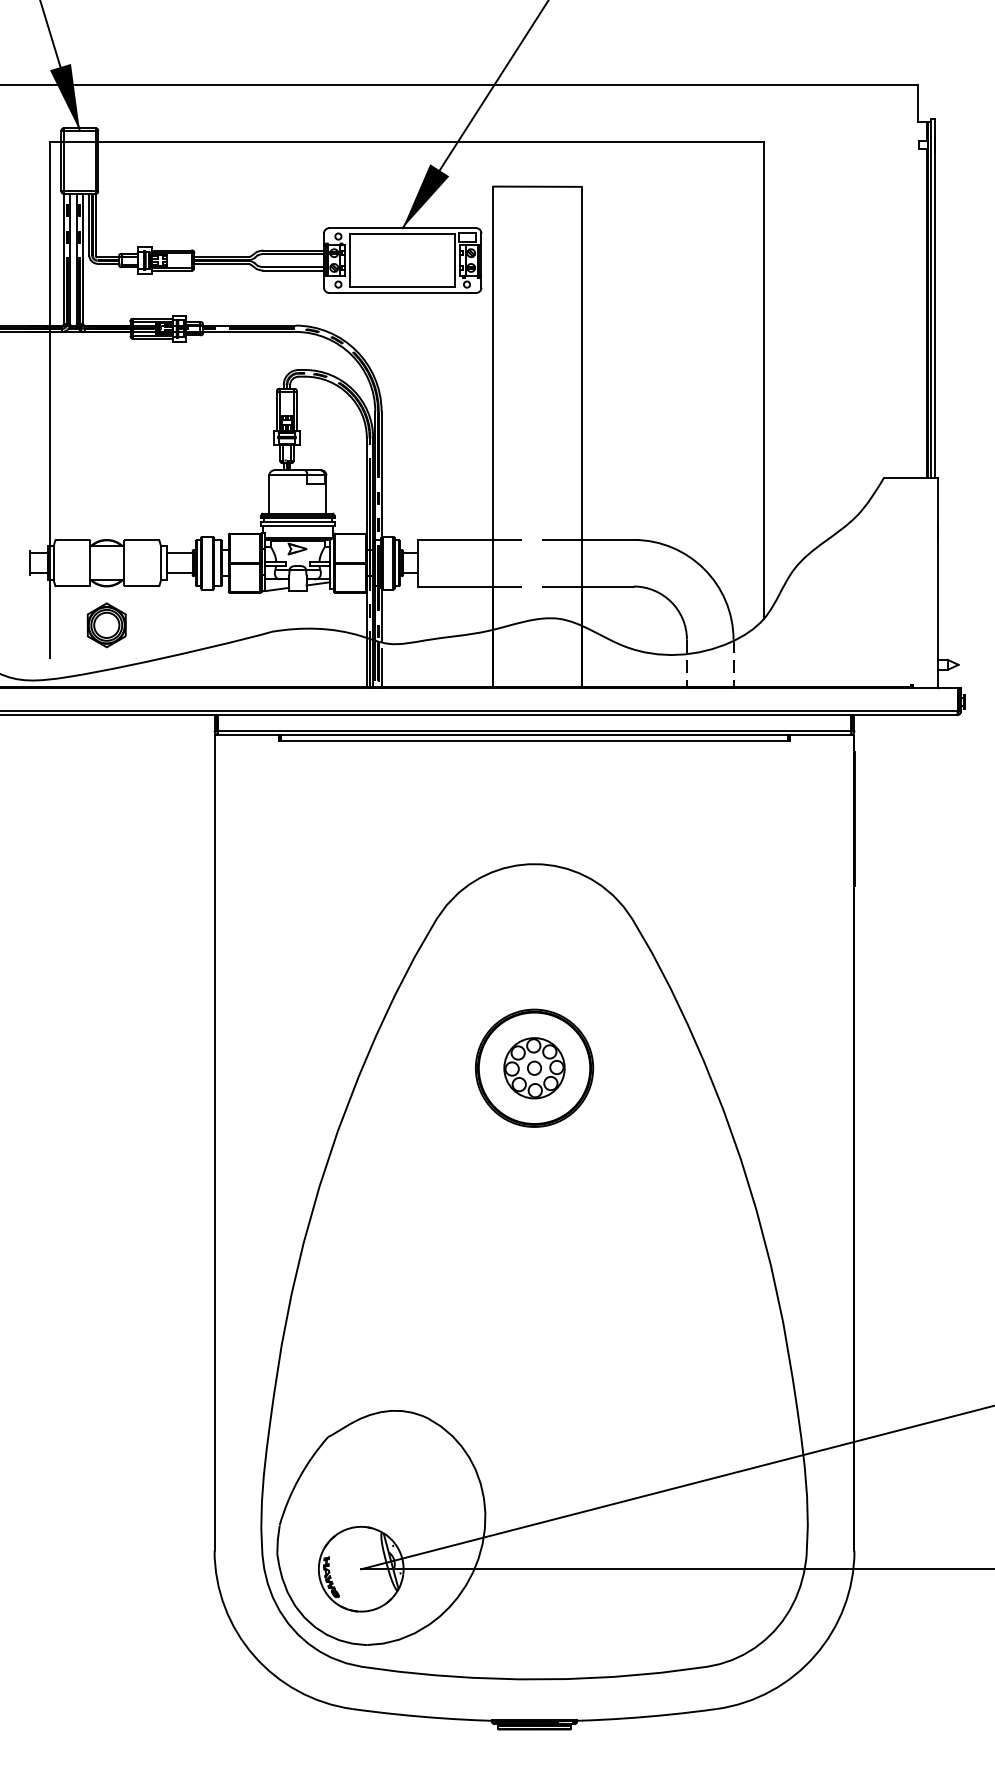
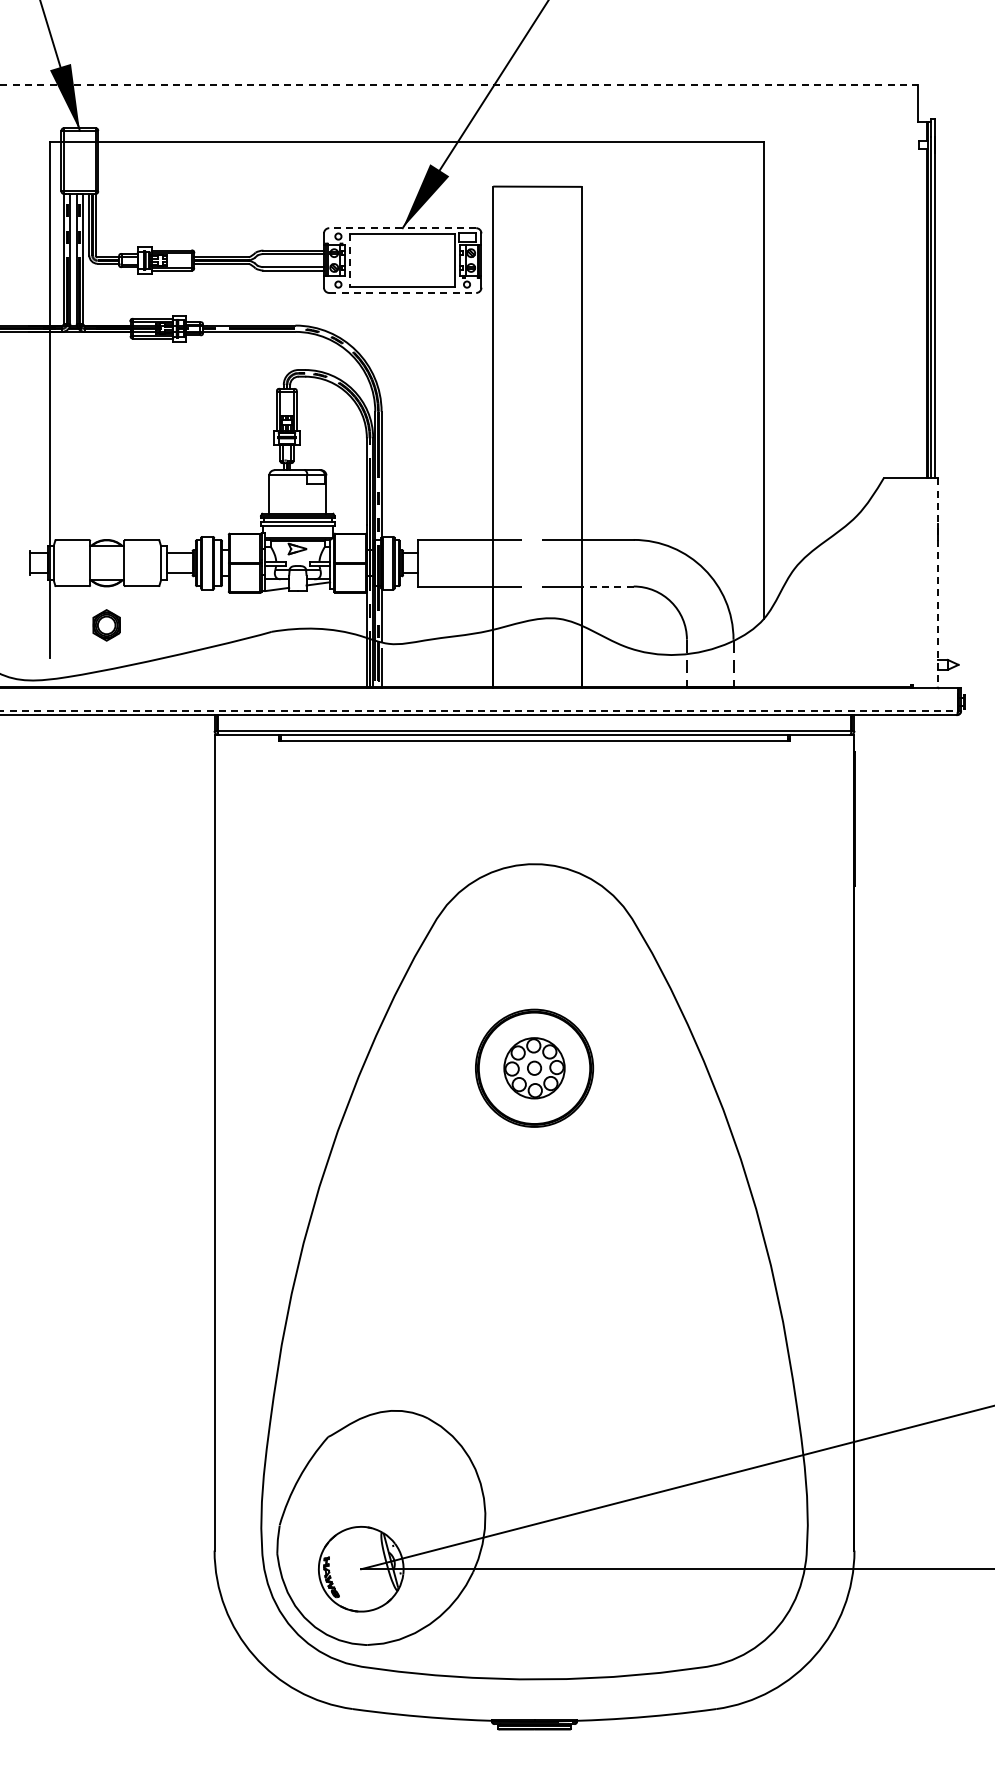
line: solid -> dashed (459, 85)
line: solid -> dashed (402, 228)
line: solid -> dashed (350, 261)
line: solid -> dashed (403, 292)
line: solid -> dashed (937, 583)
line: solid -> dashed (607, 586)
part size: 41x47 px -> 29x33 px (106, 625)
line: solid -> dashed (479, 710)
